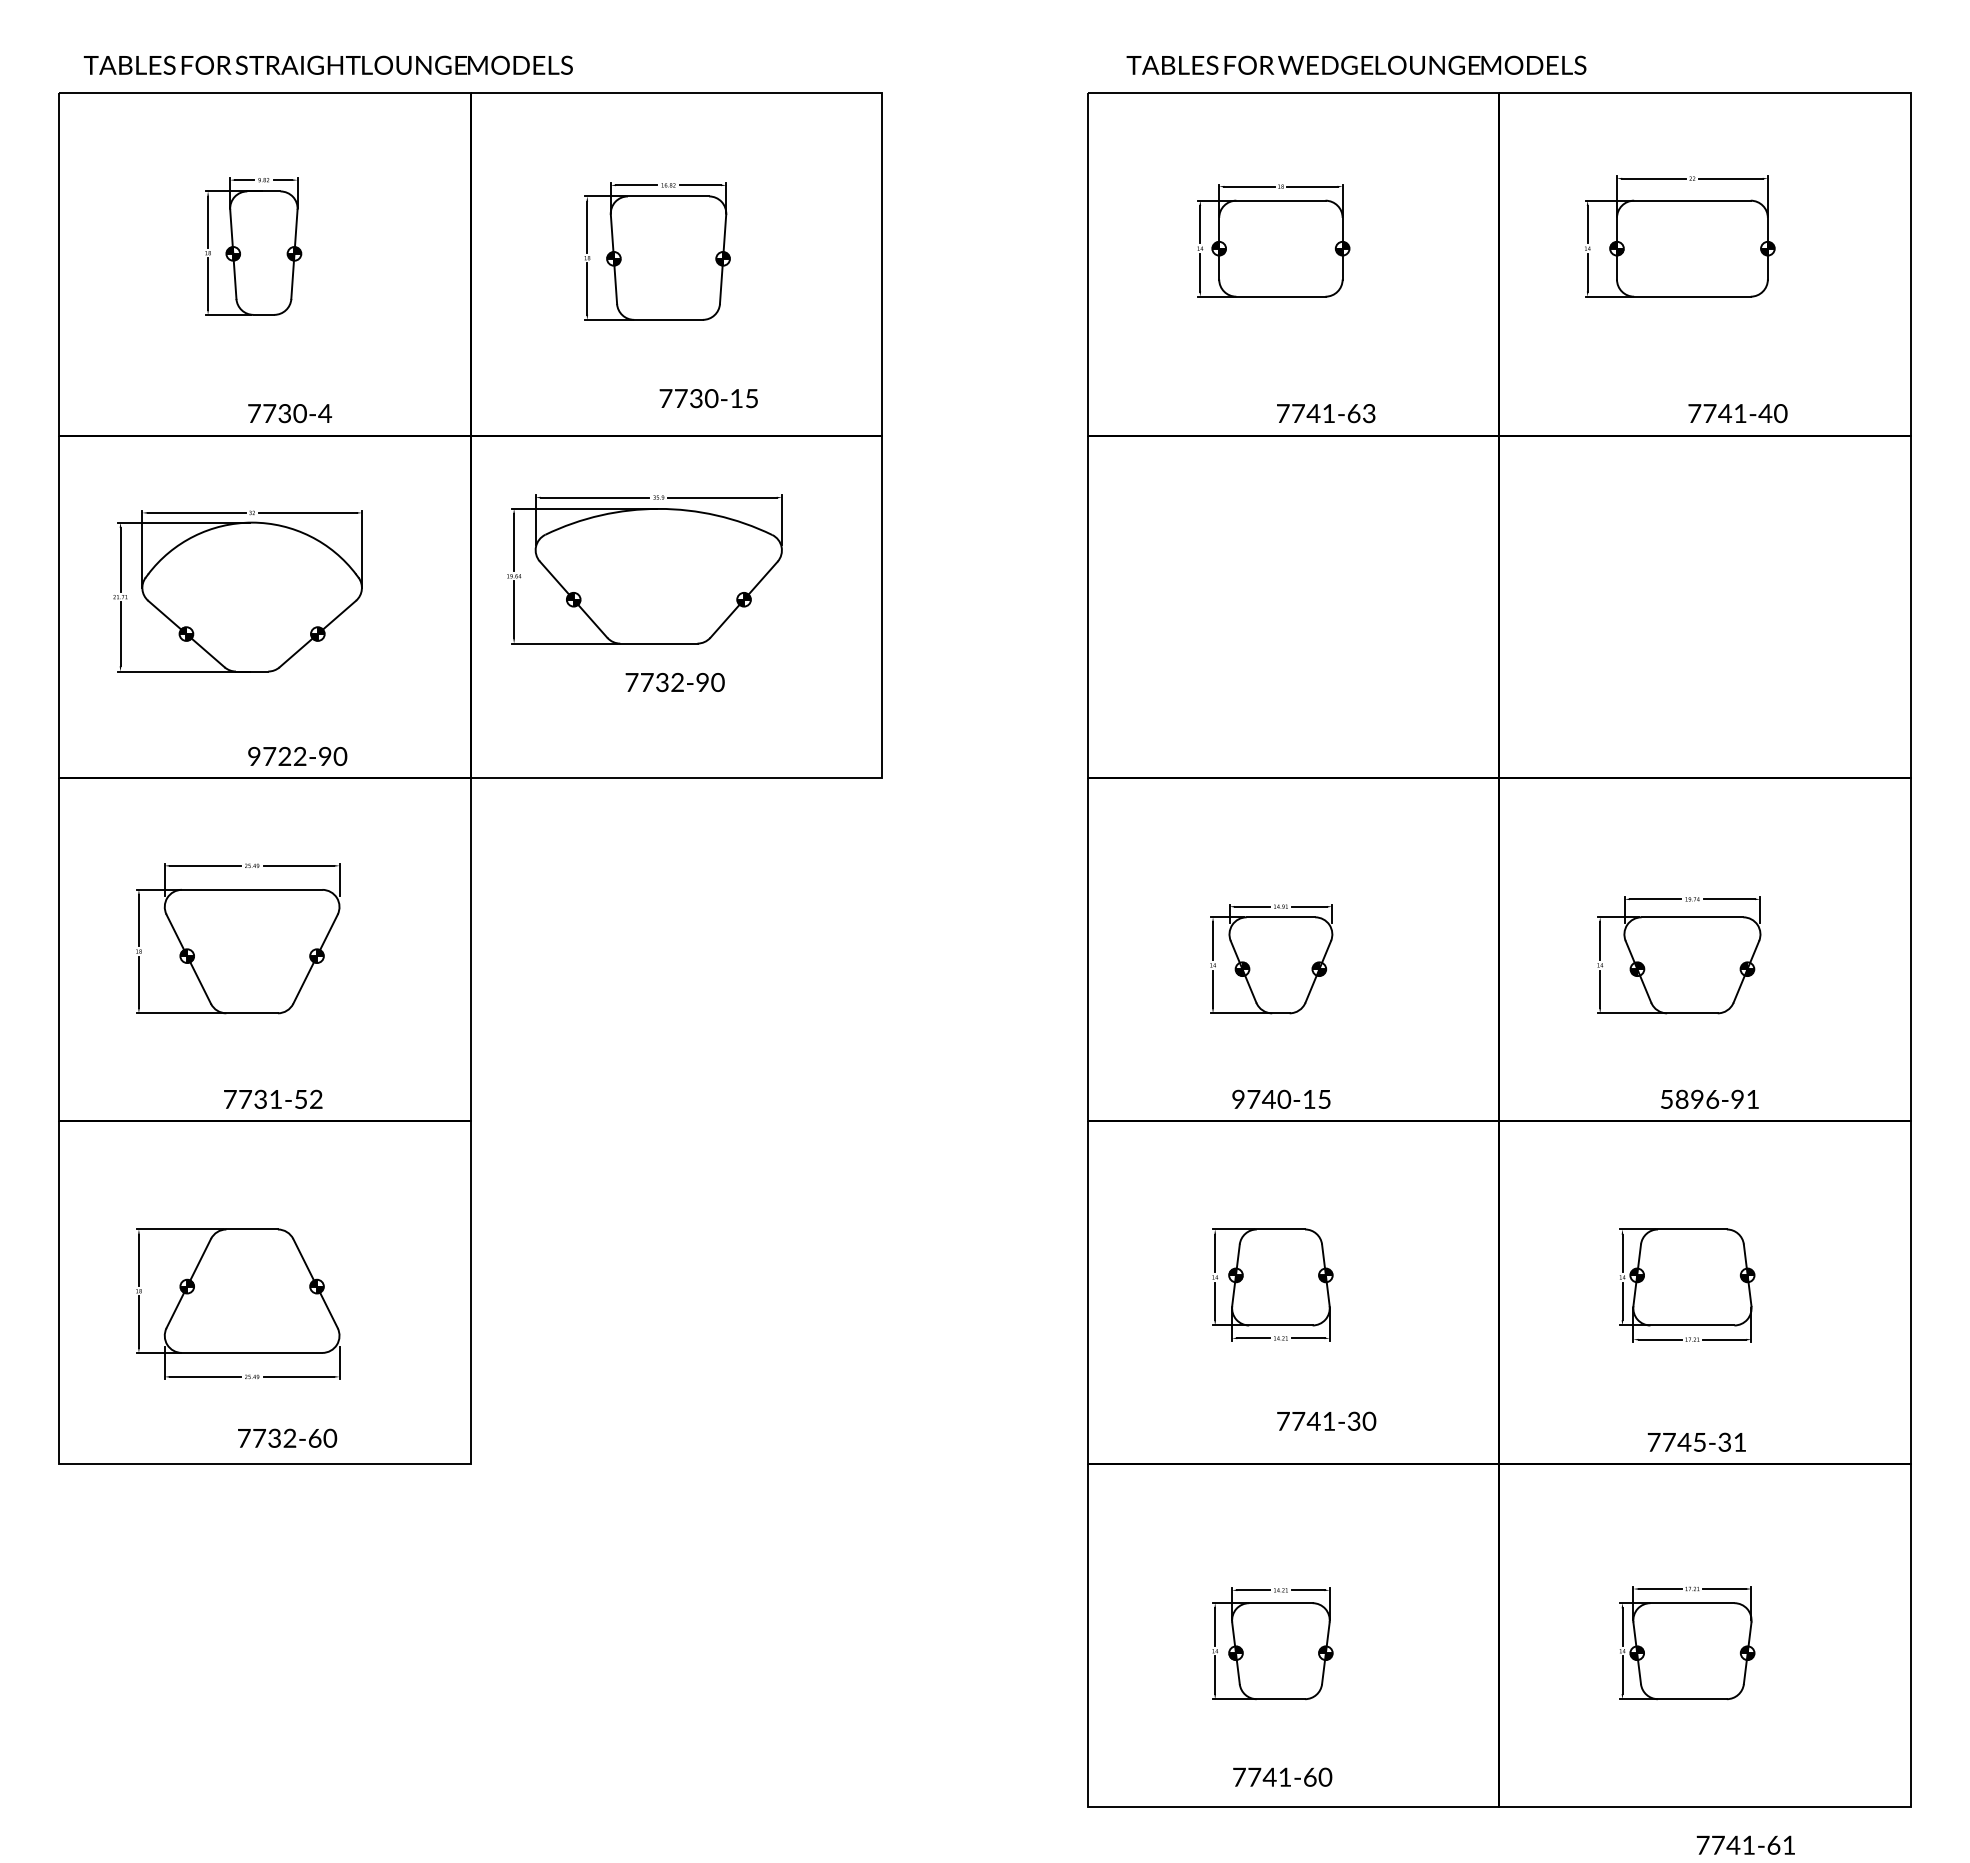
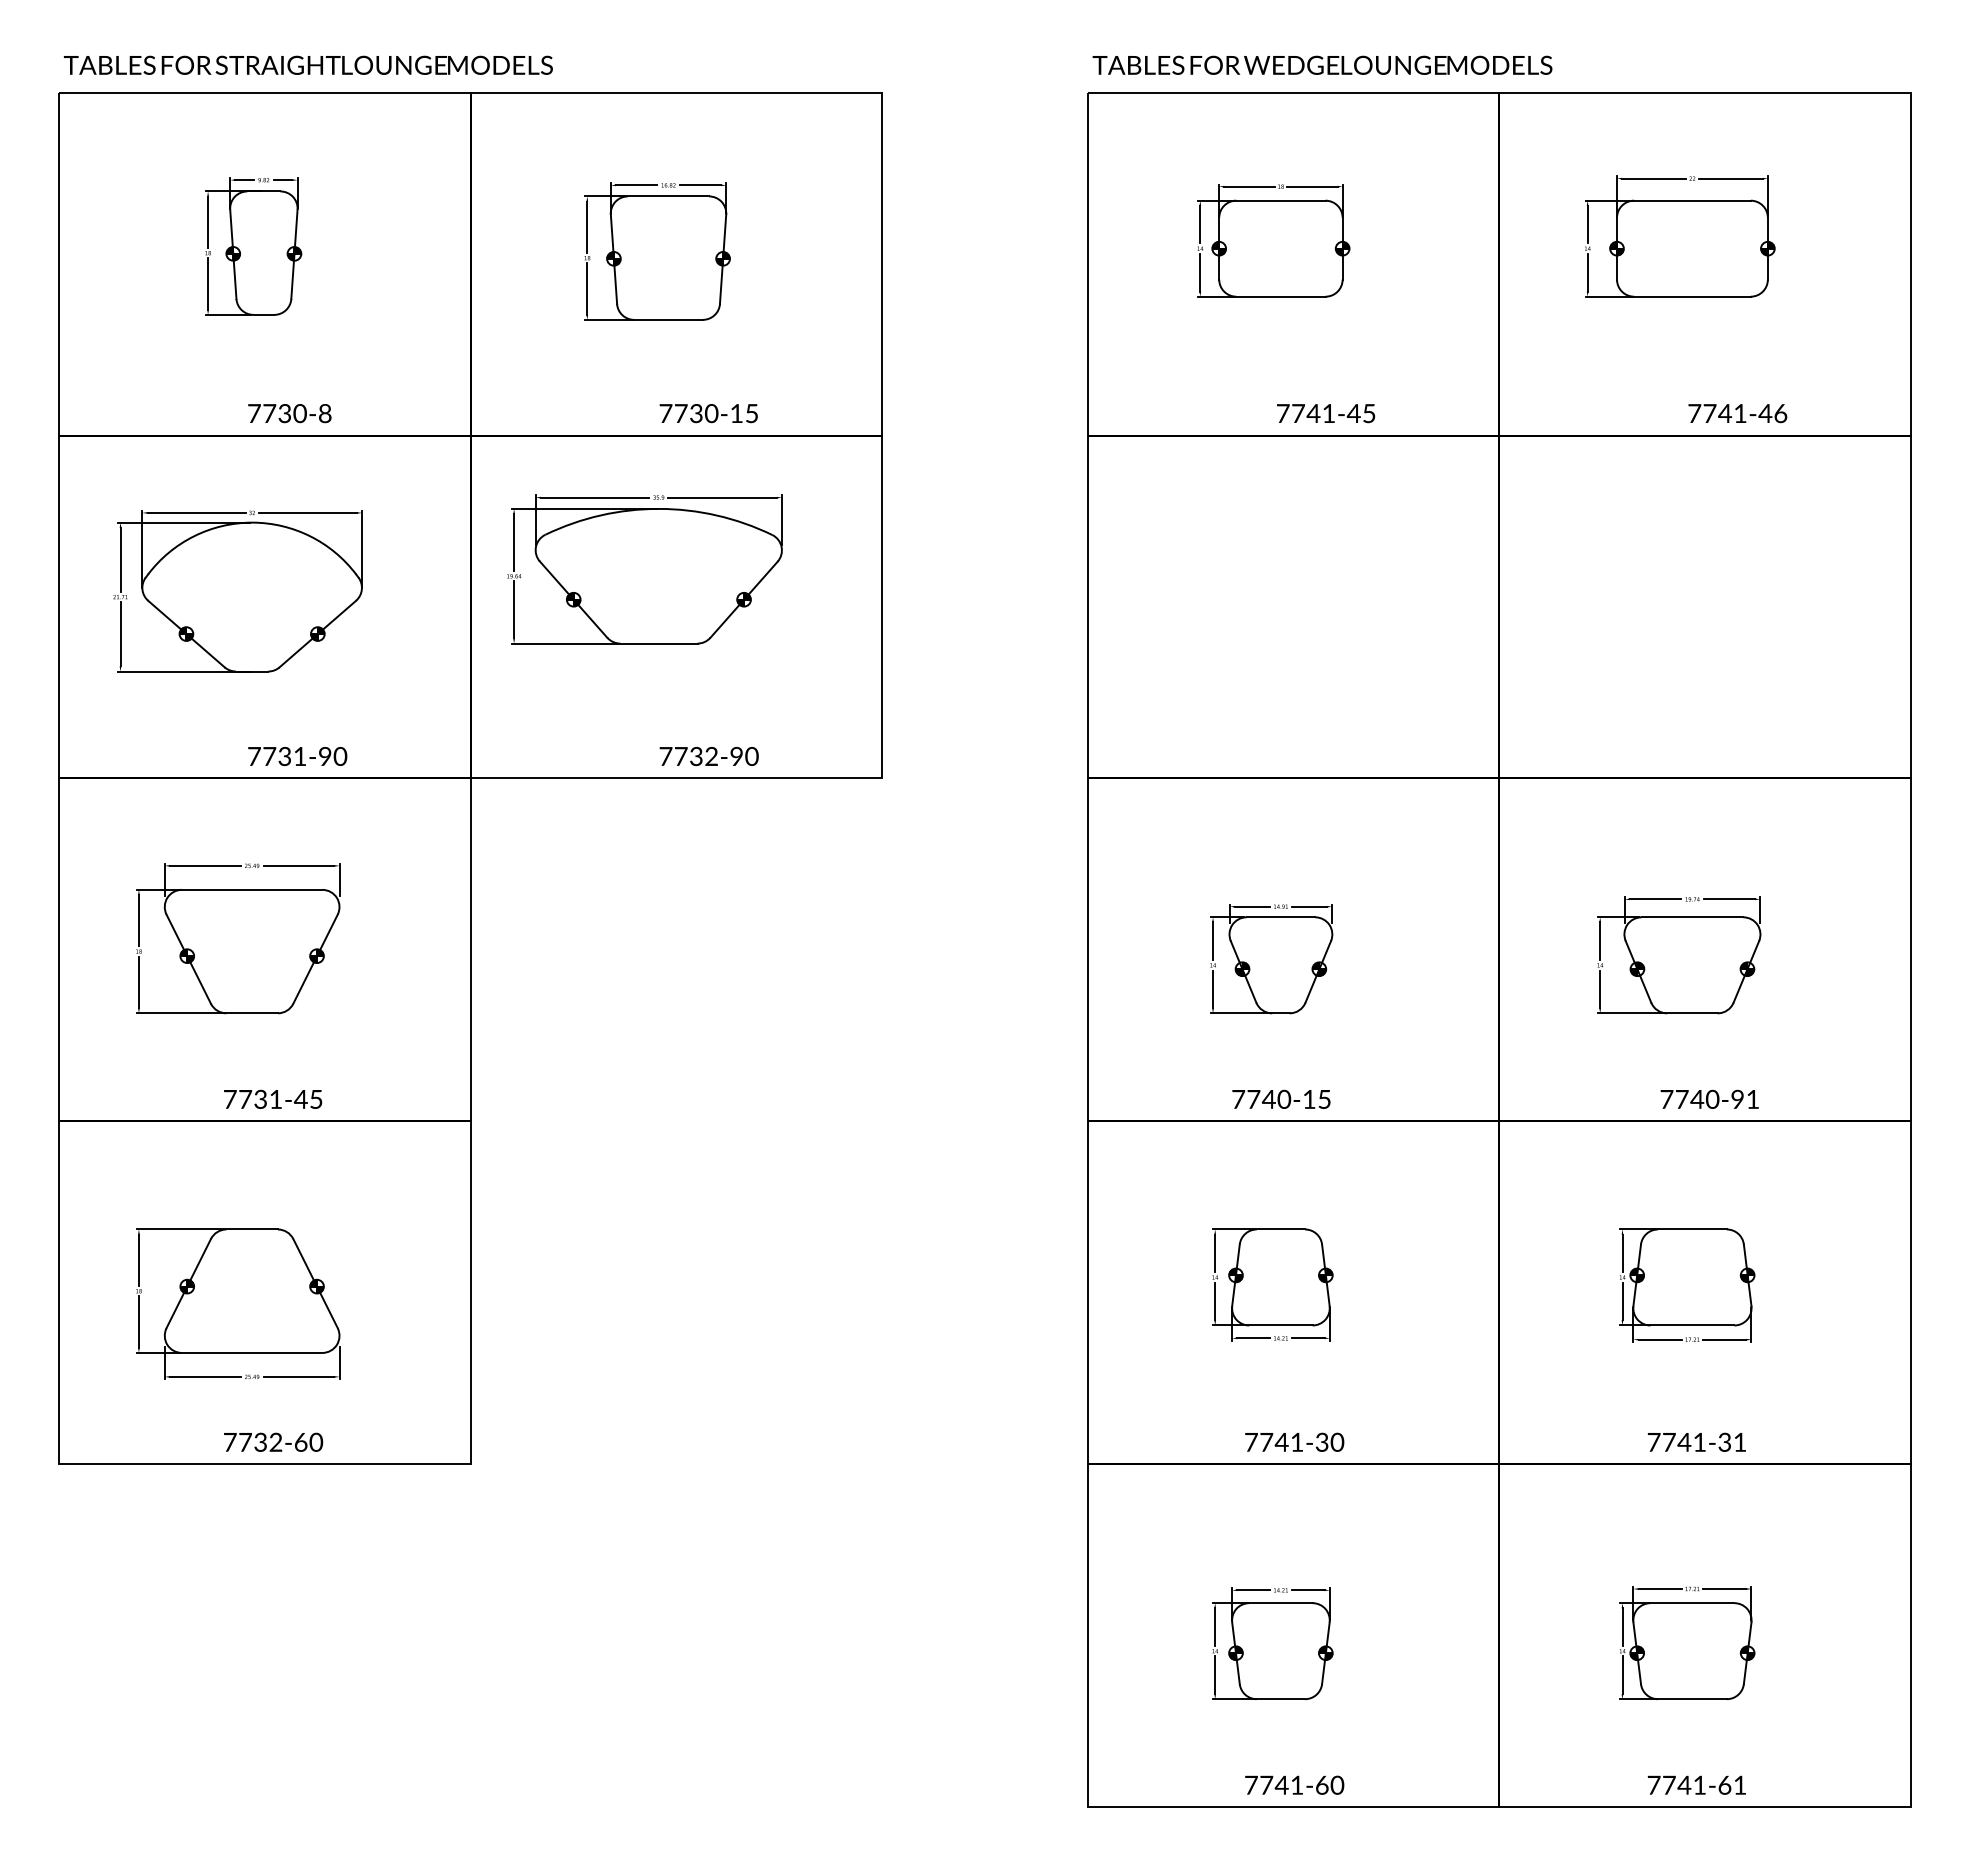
text position: (327, 64) -> (307, 64) (307, 64)
text position: (1356, 64) -> (1322, 64) (1322, 64)
text position: (708, 398) -> (708, 413) (708, 413)
text: 7730-4 -> 7730-8 (325, 413)
text: 7741-63 -> 7741-45 (1360, 413)
text: 7741-40 -> 7741-46 (1780, 413)
text position: (674, 682) -> (708, 756) (708, 756)
text: 9722-90 -> 7731-90 (277, 756)
text: 7731-52 -> 7731-45 (307, 1098)
text: 9740-15 -> 7740-15 (1238, 1098)
text: 5896-91 -> 7740-91 (1689, 1098)
text position: (1326, 1420) -> (1294, 1441) (1294, 1441)
text position: (287, 1437) -> (273, 1441) (273, 1441)
text: 7745-31 -> 7741-31 (1699, 1442)
text position: (1282, 1776) -> (1294, 1784) (1294, 1784)
text position: (1745, 1844) -> (1696, 1784) (1696, 1784)
